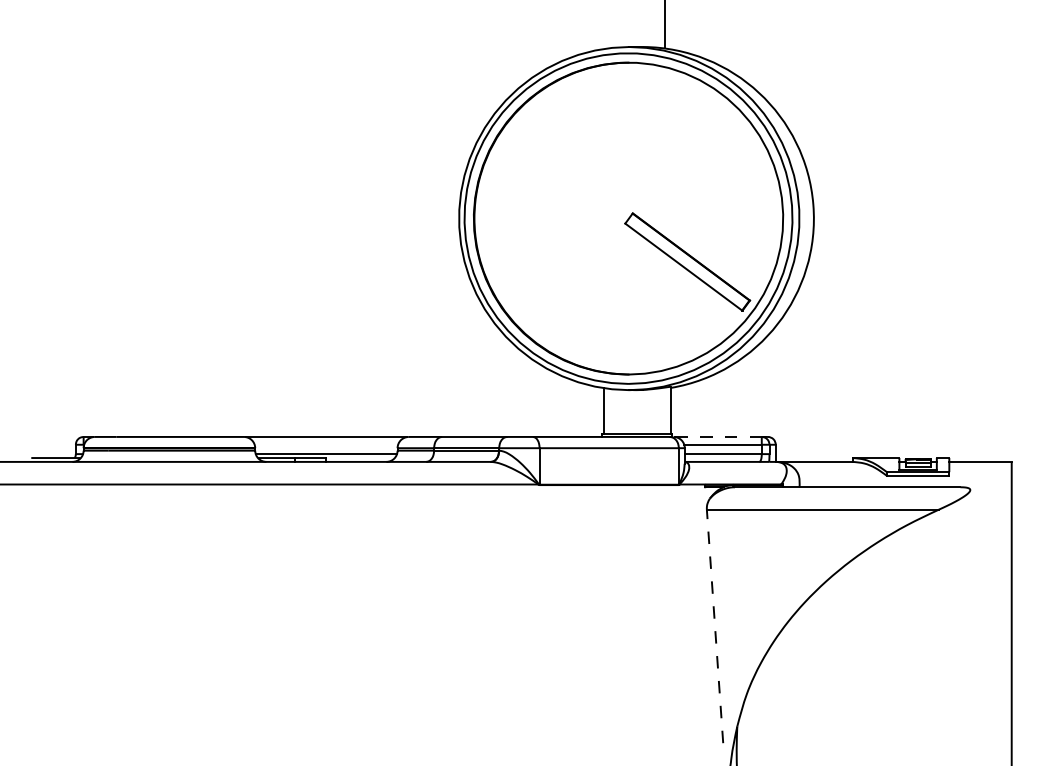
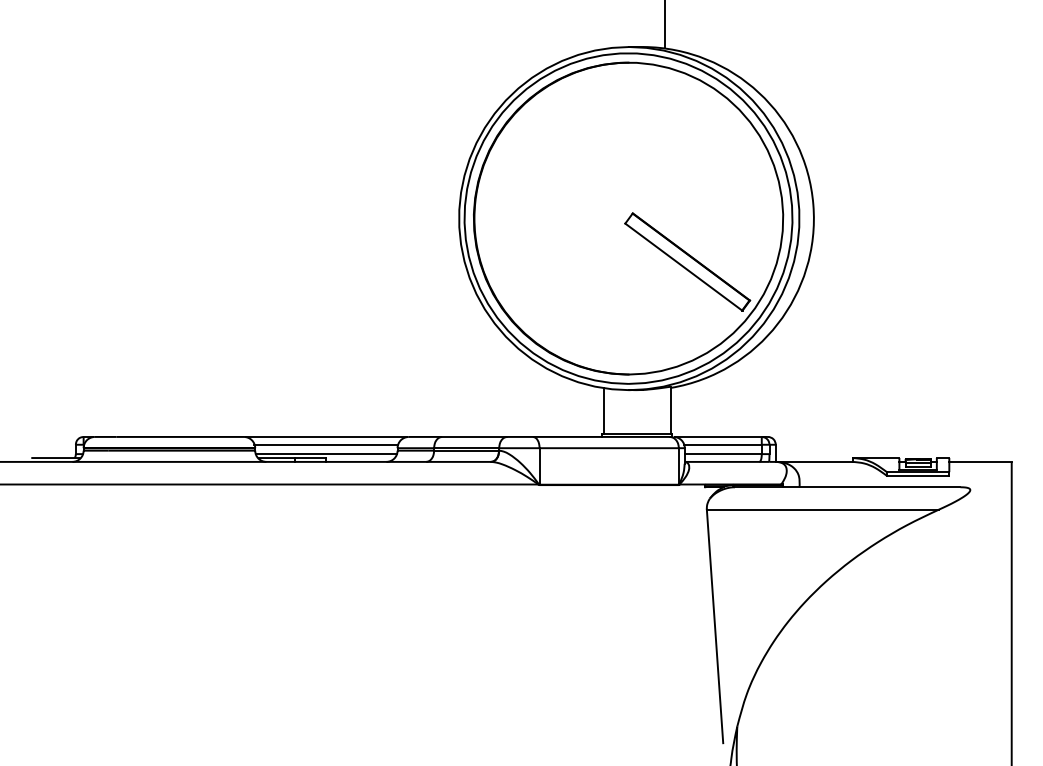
line: dashed -> solid (718, 436)
line: none -> present (326, 444)
line: dashed -> solid (715, 625)
